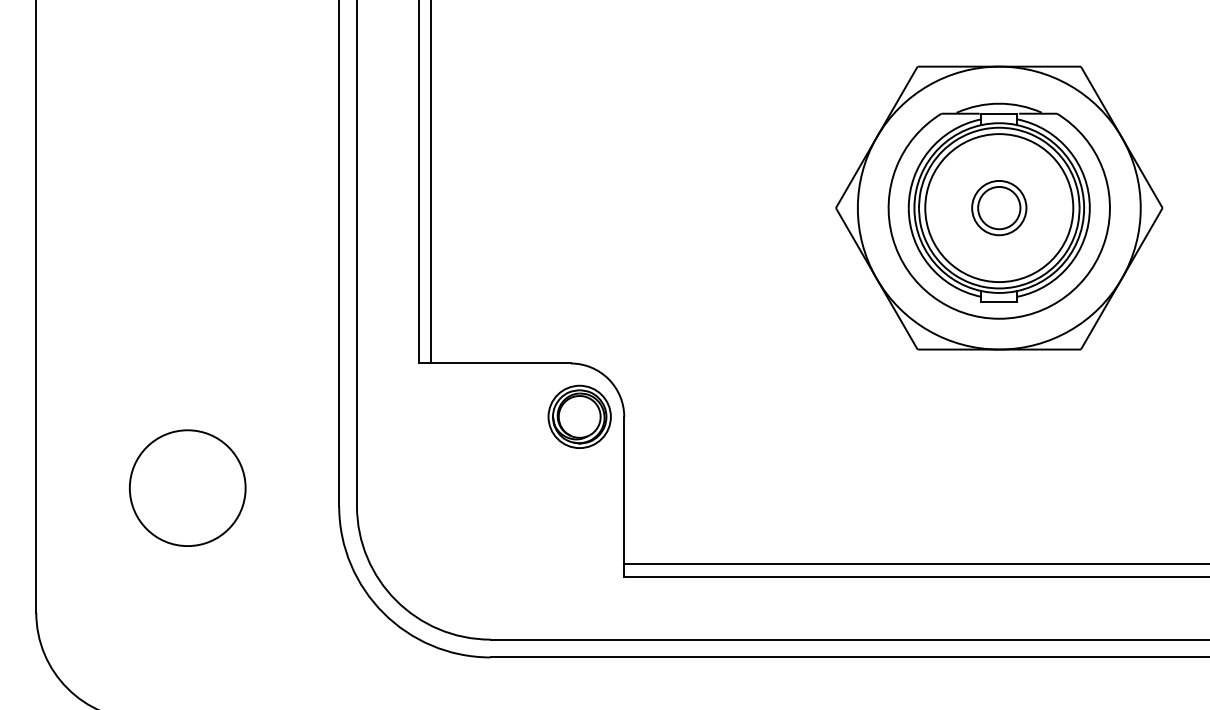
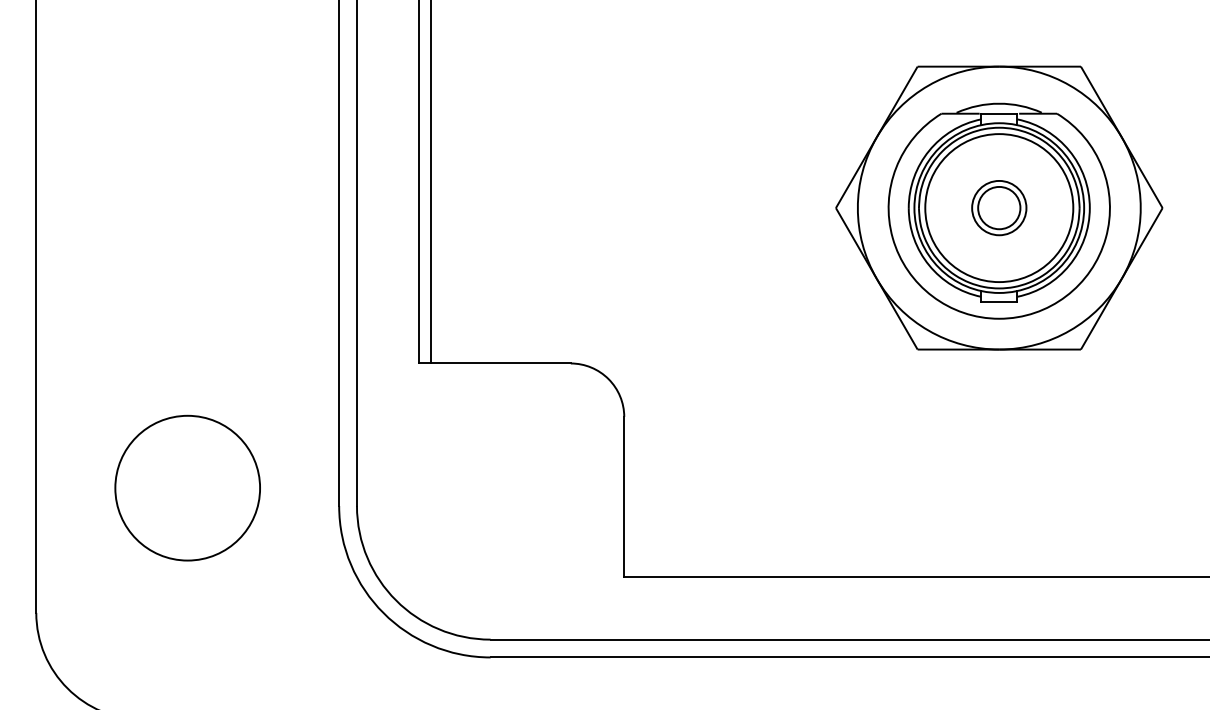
part: present -> none (579, 416)
circle diameter: 116 px -> 145 px (187, 487)
line: present -> none (915, 563)
